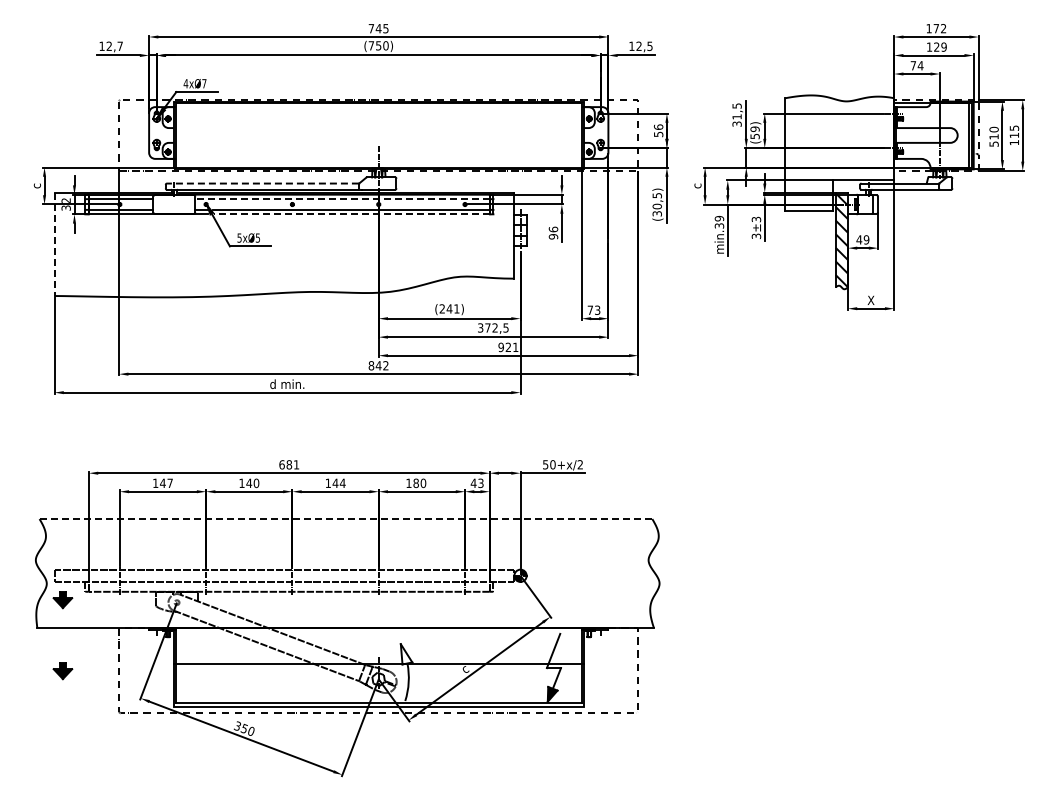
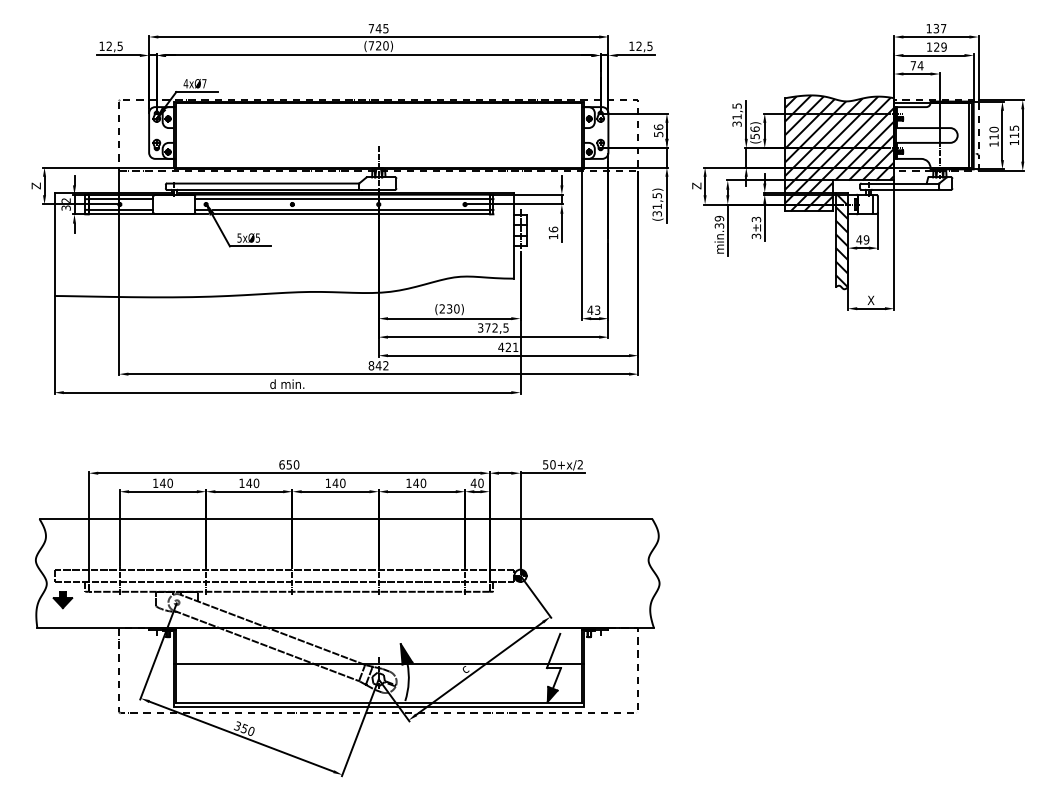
text: 172 -> 137 (939, 28)
text: (750) -> (720) (378, 45)
text: 12,7 -> 12,5 (119, 46)
text: (59) -> (56) (754, 129)
text: 510 -> 110 (993, 143)
hatch: none -> present (839, 153)
line: dashed -> solid (262, 183)
text: c -> Z (35, 185)
text: c -> Z (696, 185)
line: dashed -> solid (342, 199)
text: (30,5) -> (31,5) (656, 206)
line: dashed -> solid (352, 214)
text: 96 -> 16 (553, 236)
line: dashed -> solid (54, 244)
text: (241) -> (230) (452, 308)
text: 73 -> 43 (590, 309)
text: 921 -> 421 (501, 347)
text: 681 -> 650 (292, 464)
text: 43 -> 40 (480, 482)
text: 147 -> 140 (169, 483)
text: 144 -> 140 (342, 483)
text: 180 -> 140 (416, 483)
line: dashed -> solid (346, 519)
fill: none -> present (406, 654)
part: present -> none (62, 671)
